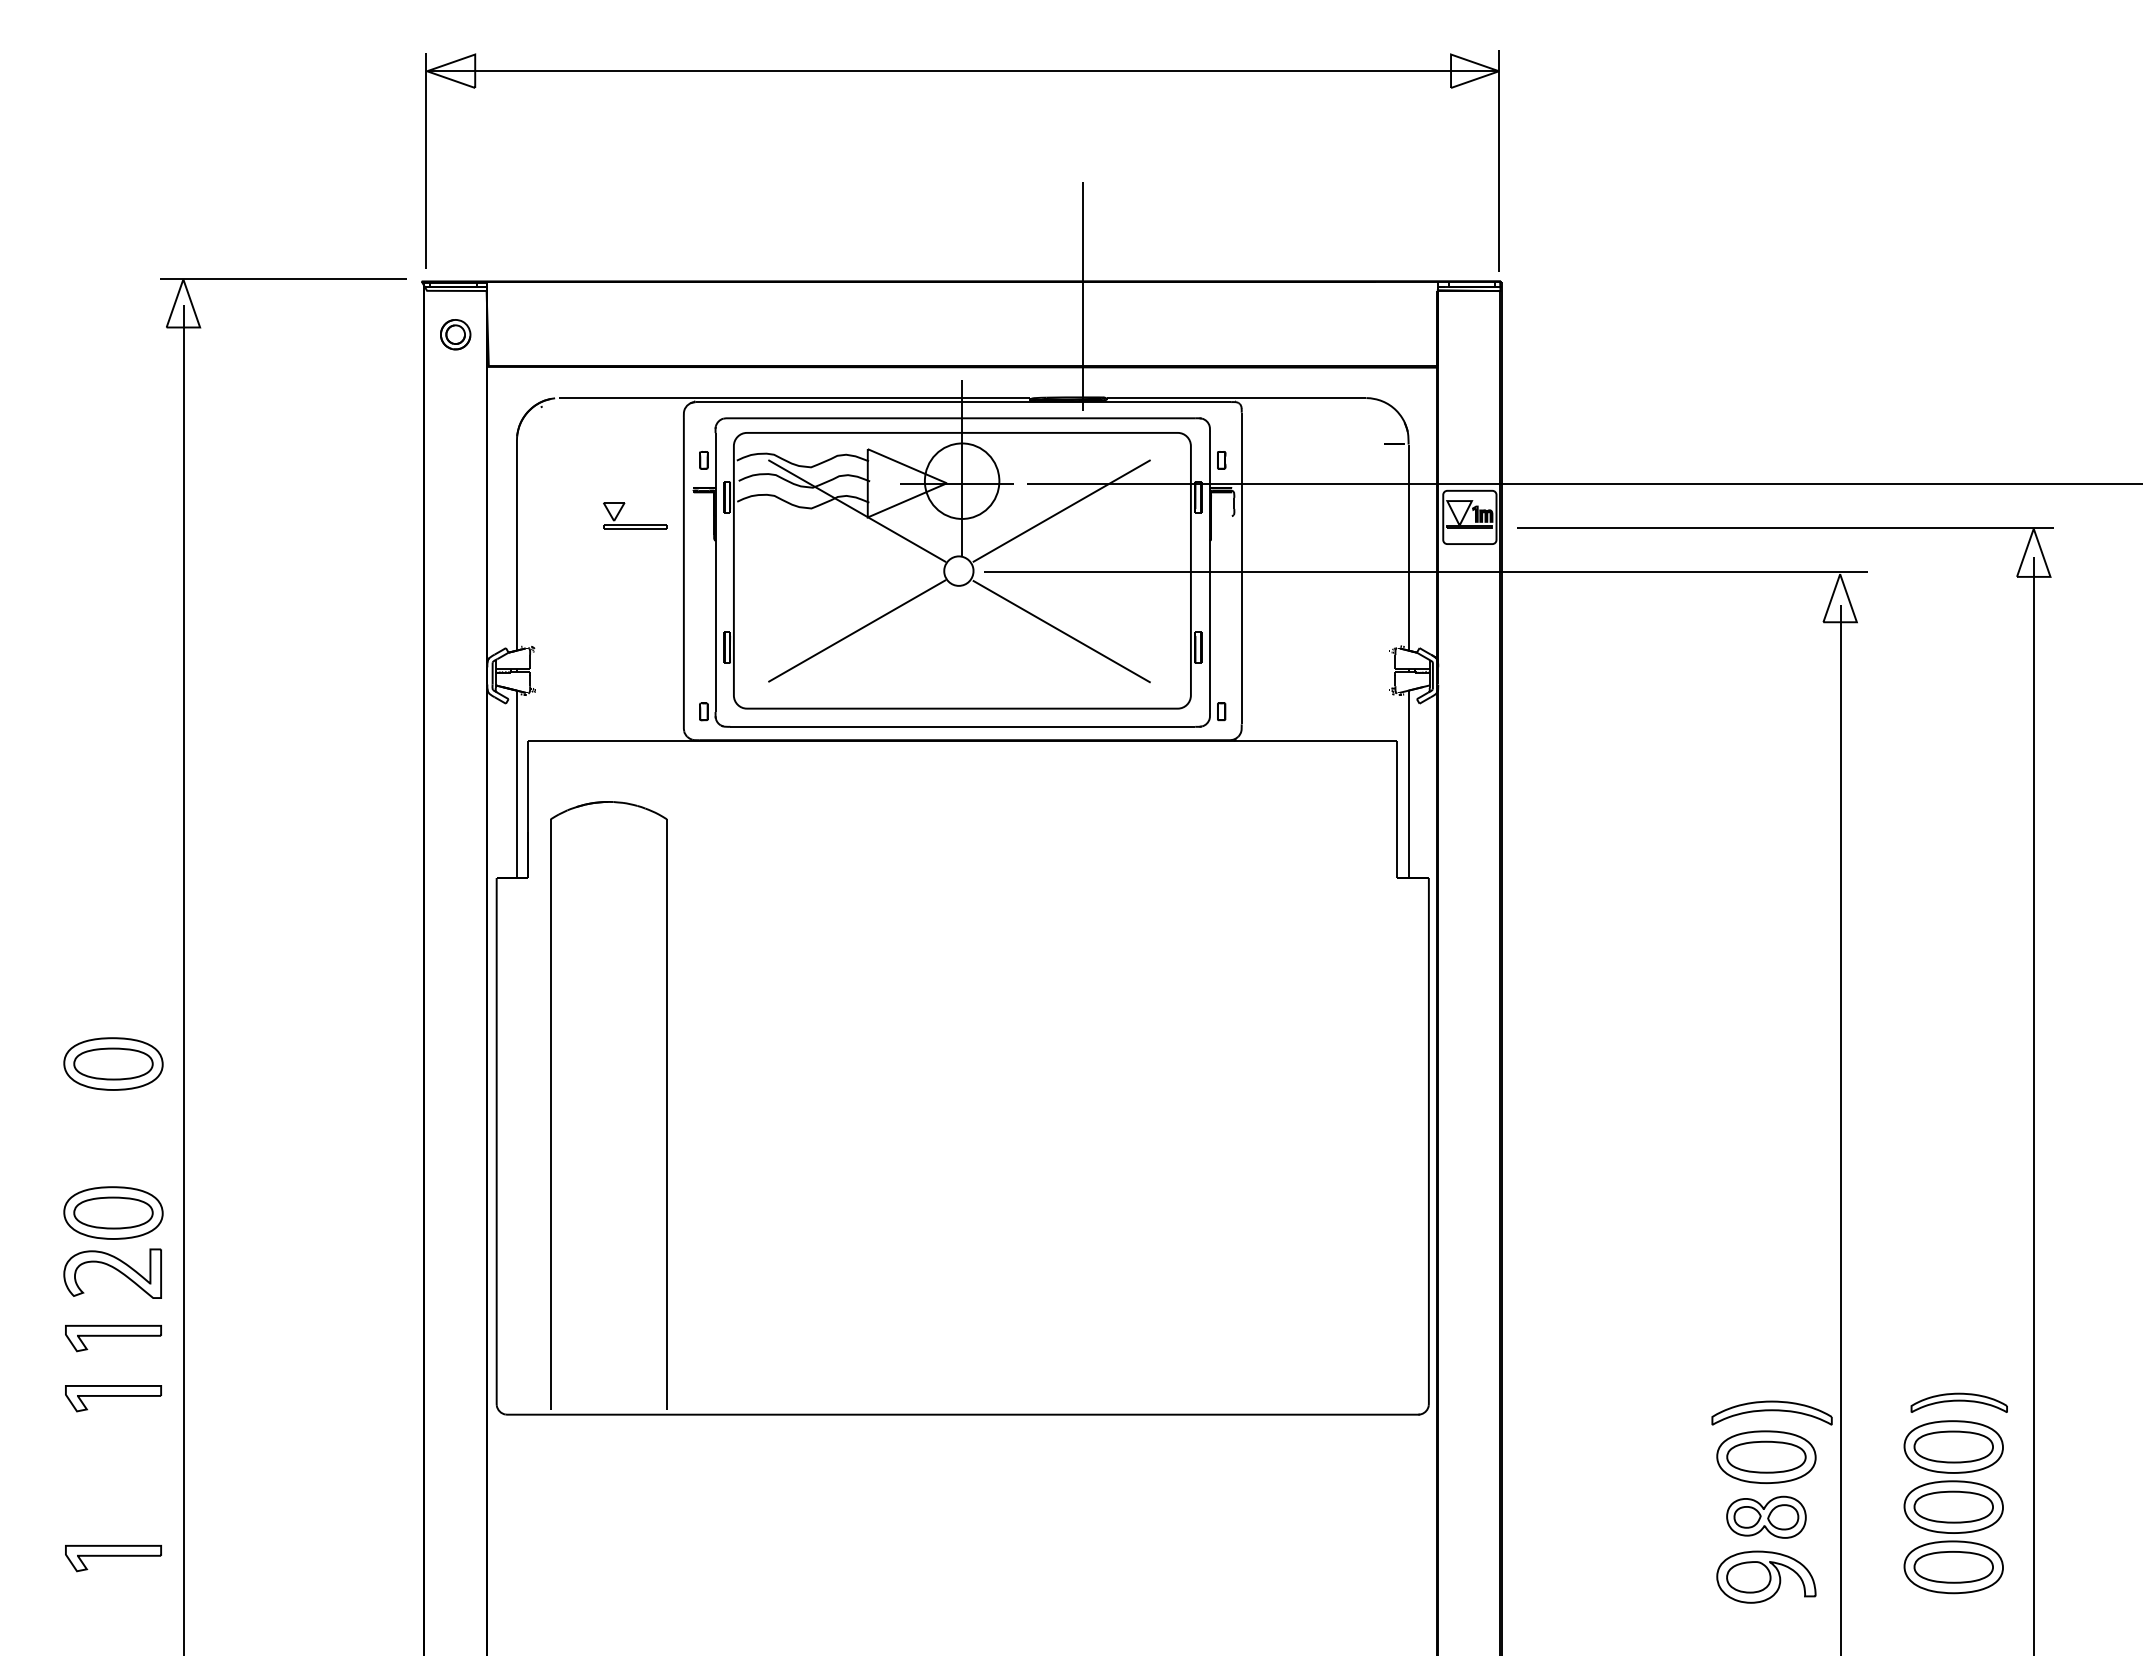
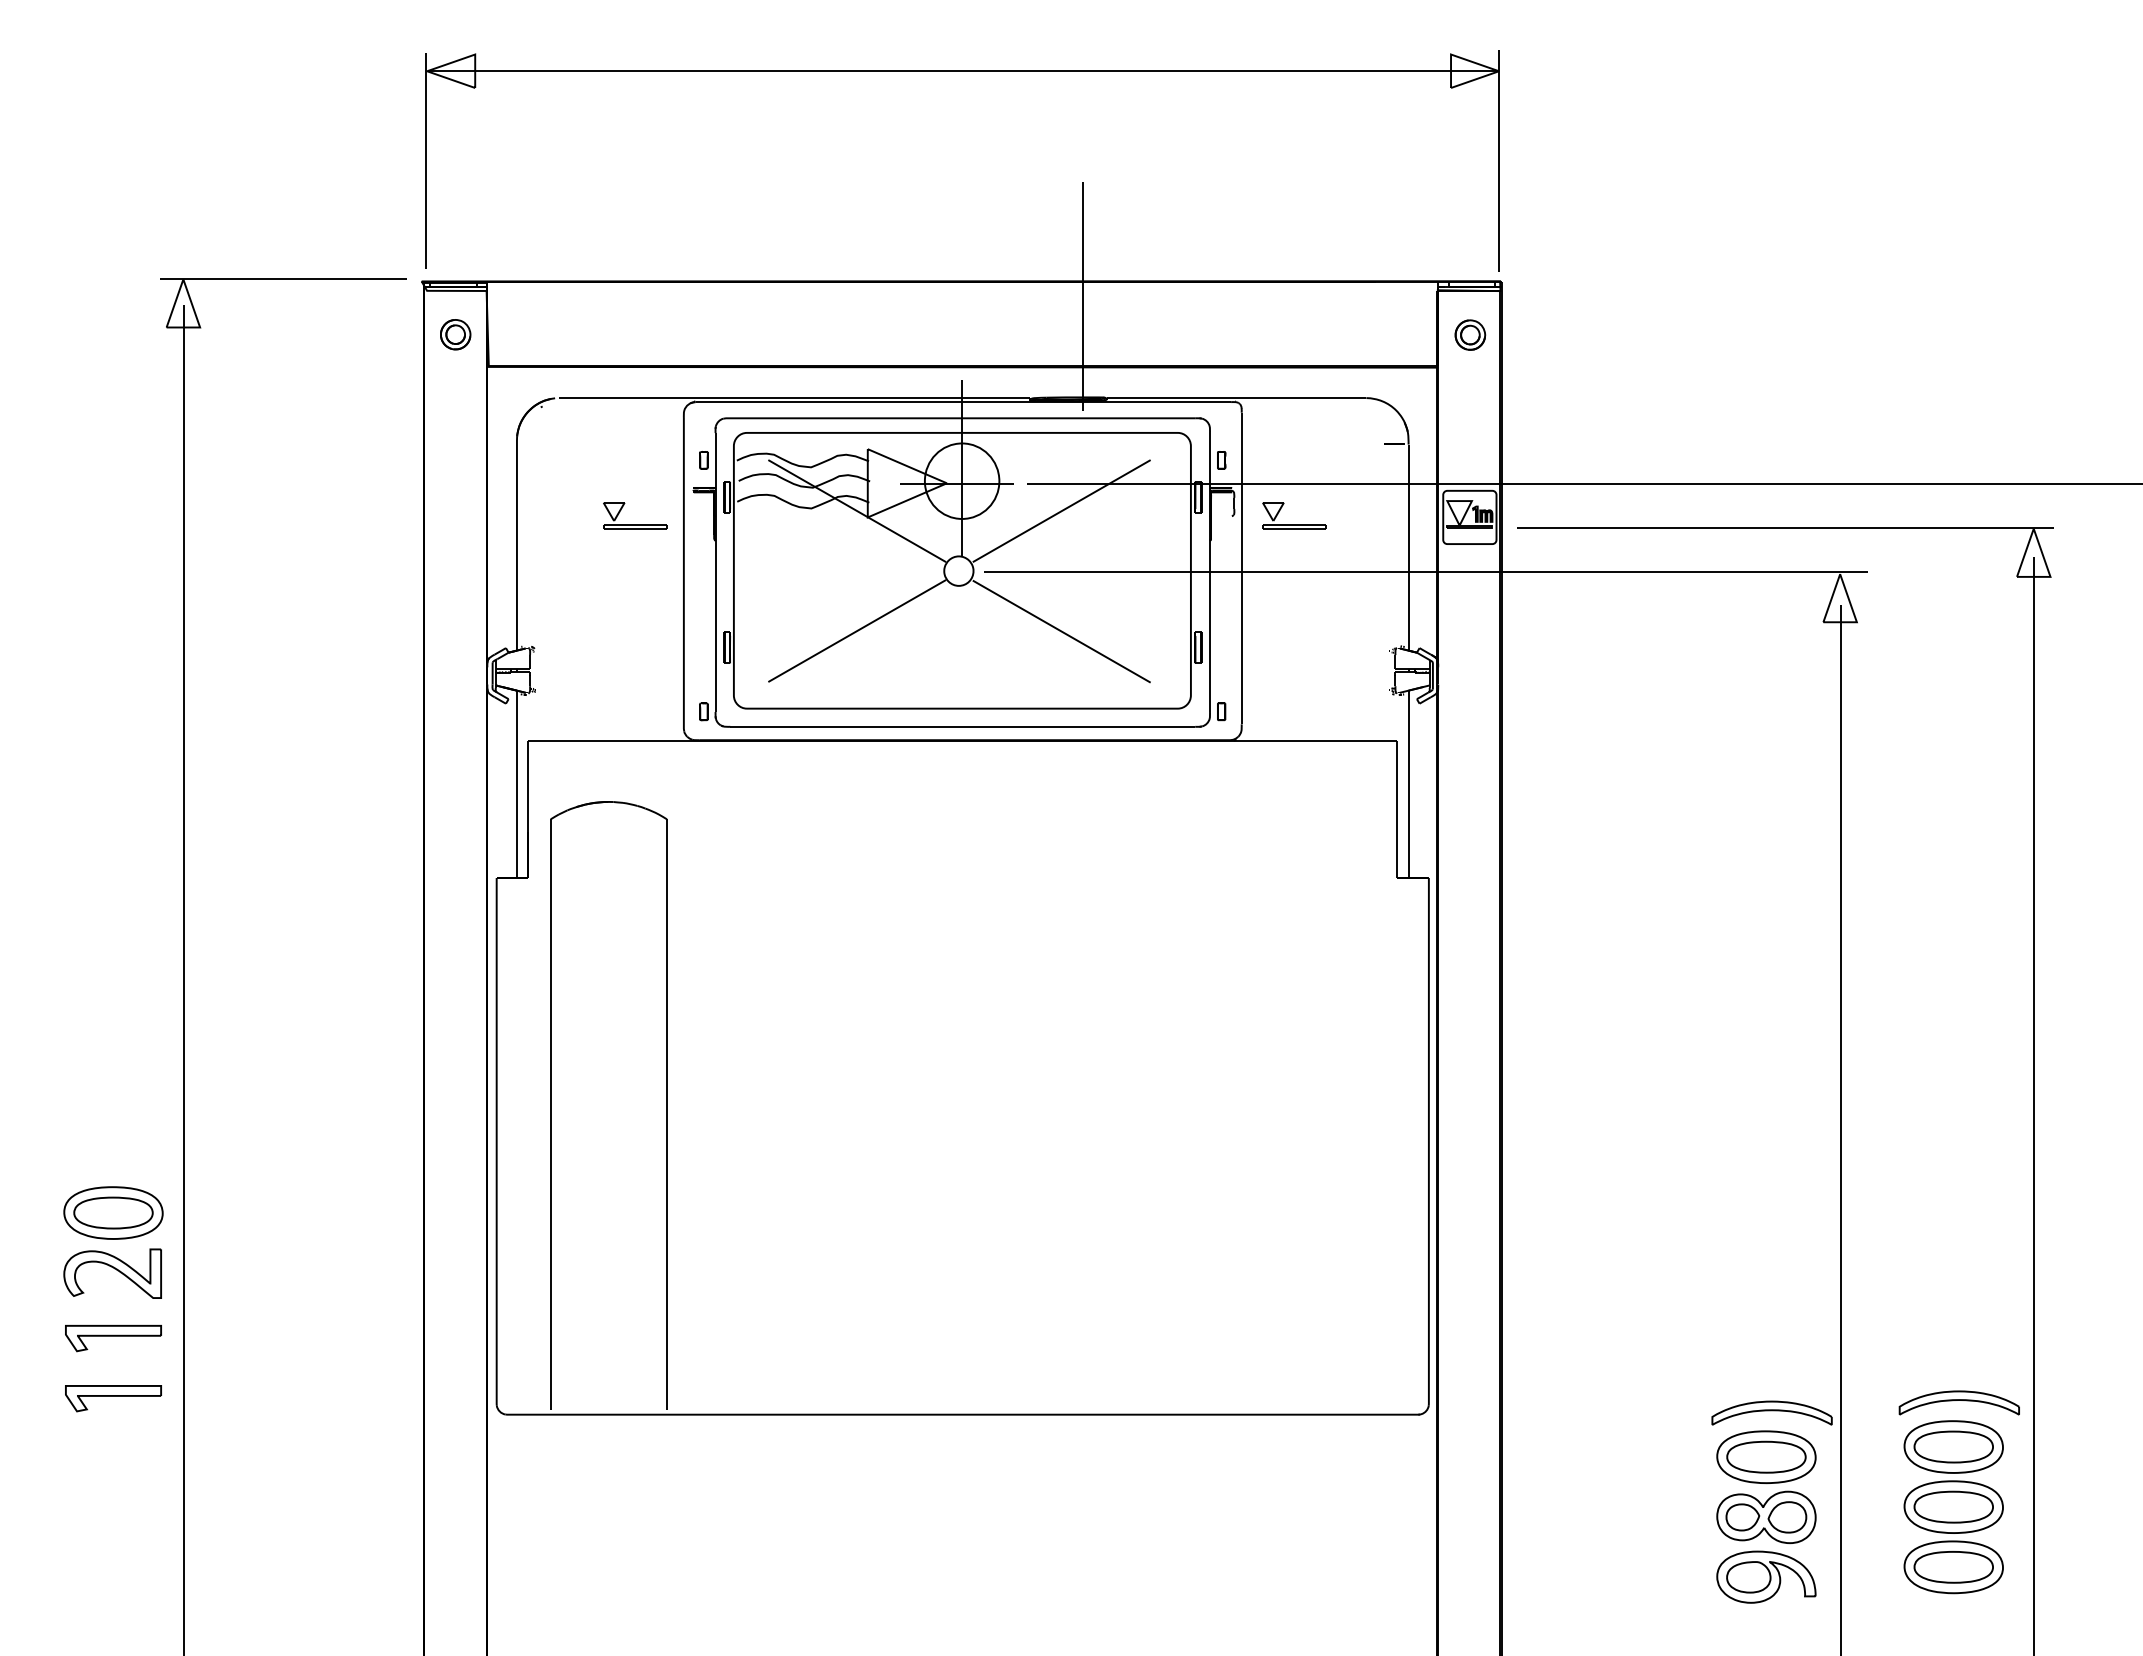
part: none -> present (1470, 334)
part: none -> present (1294, 524)
part: present -> none (113, 1063)
part size: 98x21 px -> 122x26 px (1958, 1402)
part size: 81x44 px -> 101x54 px (1766, 1516)
part: present -> none (113, 1558)
